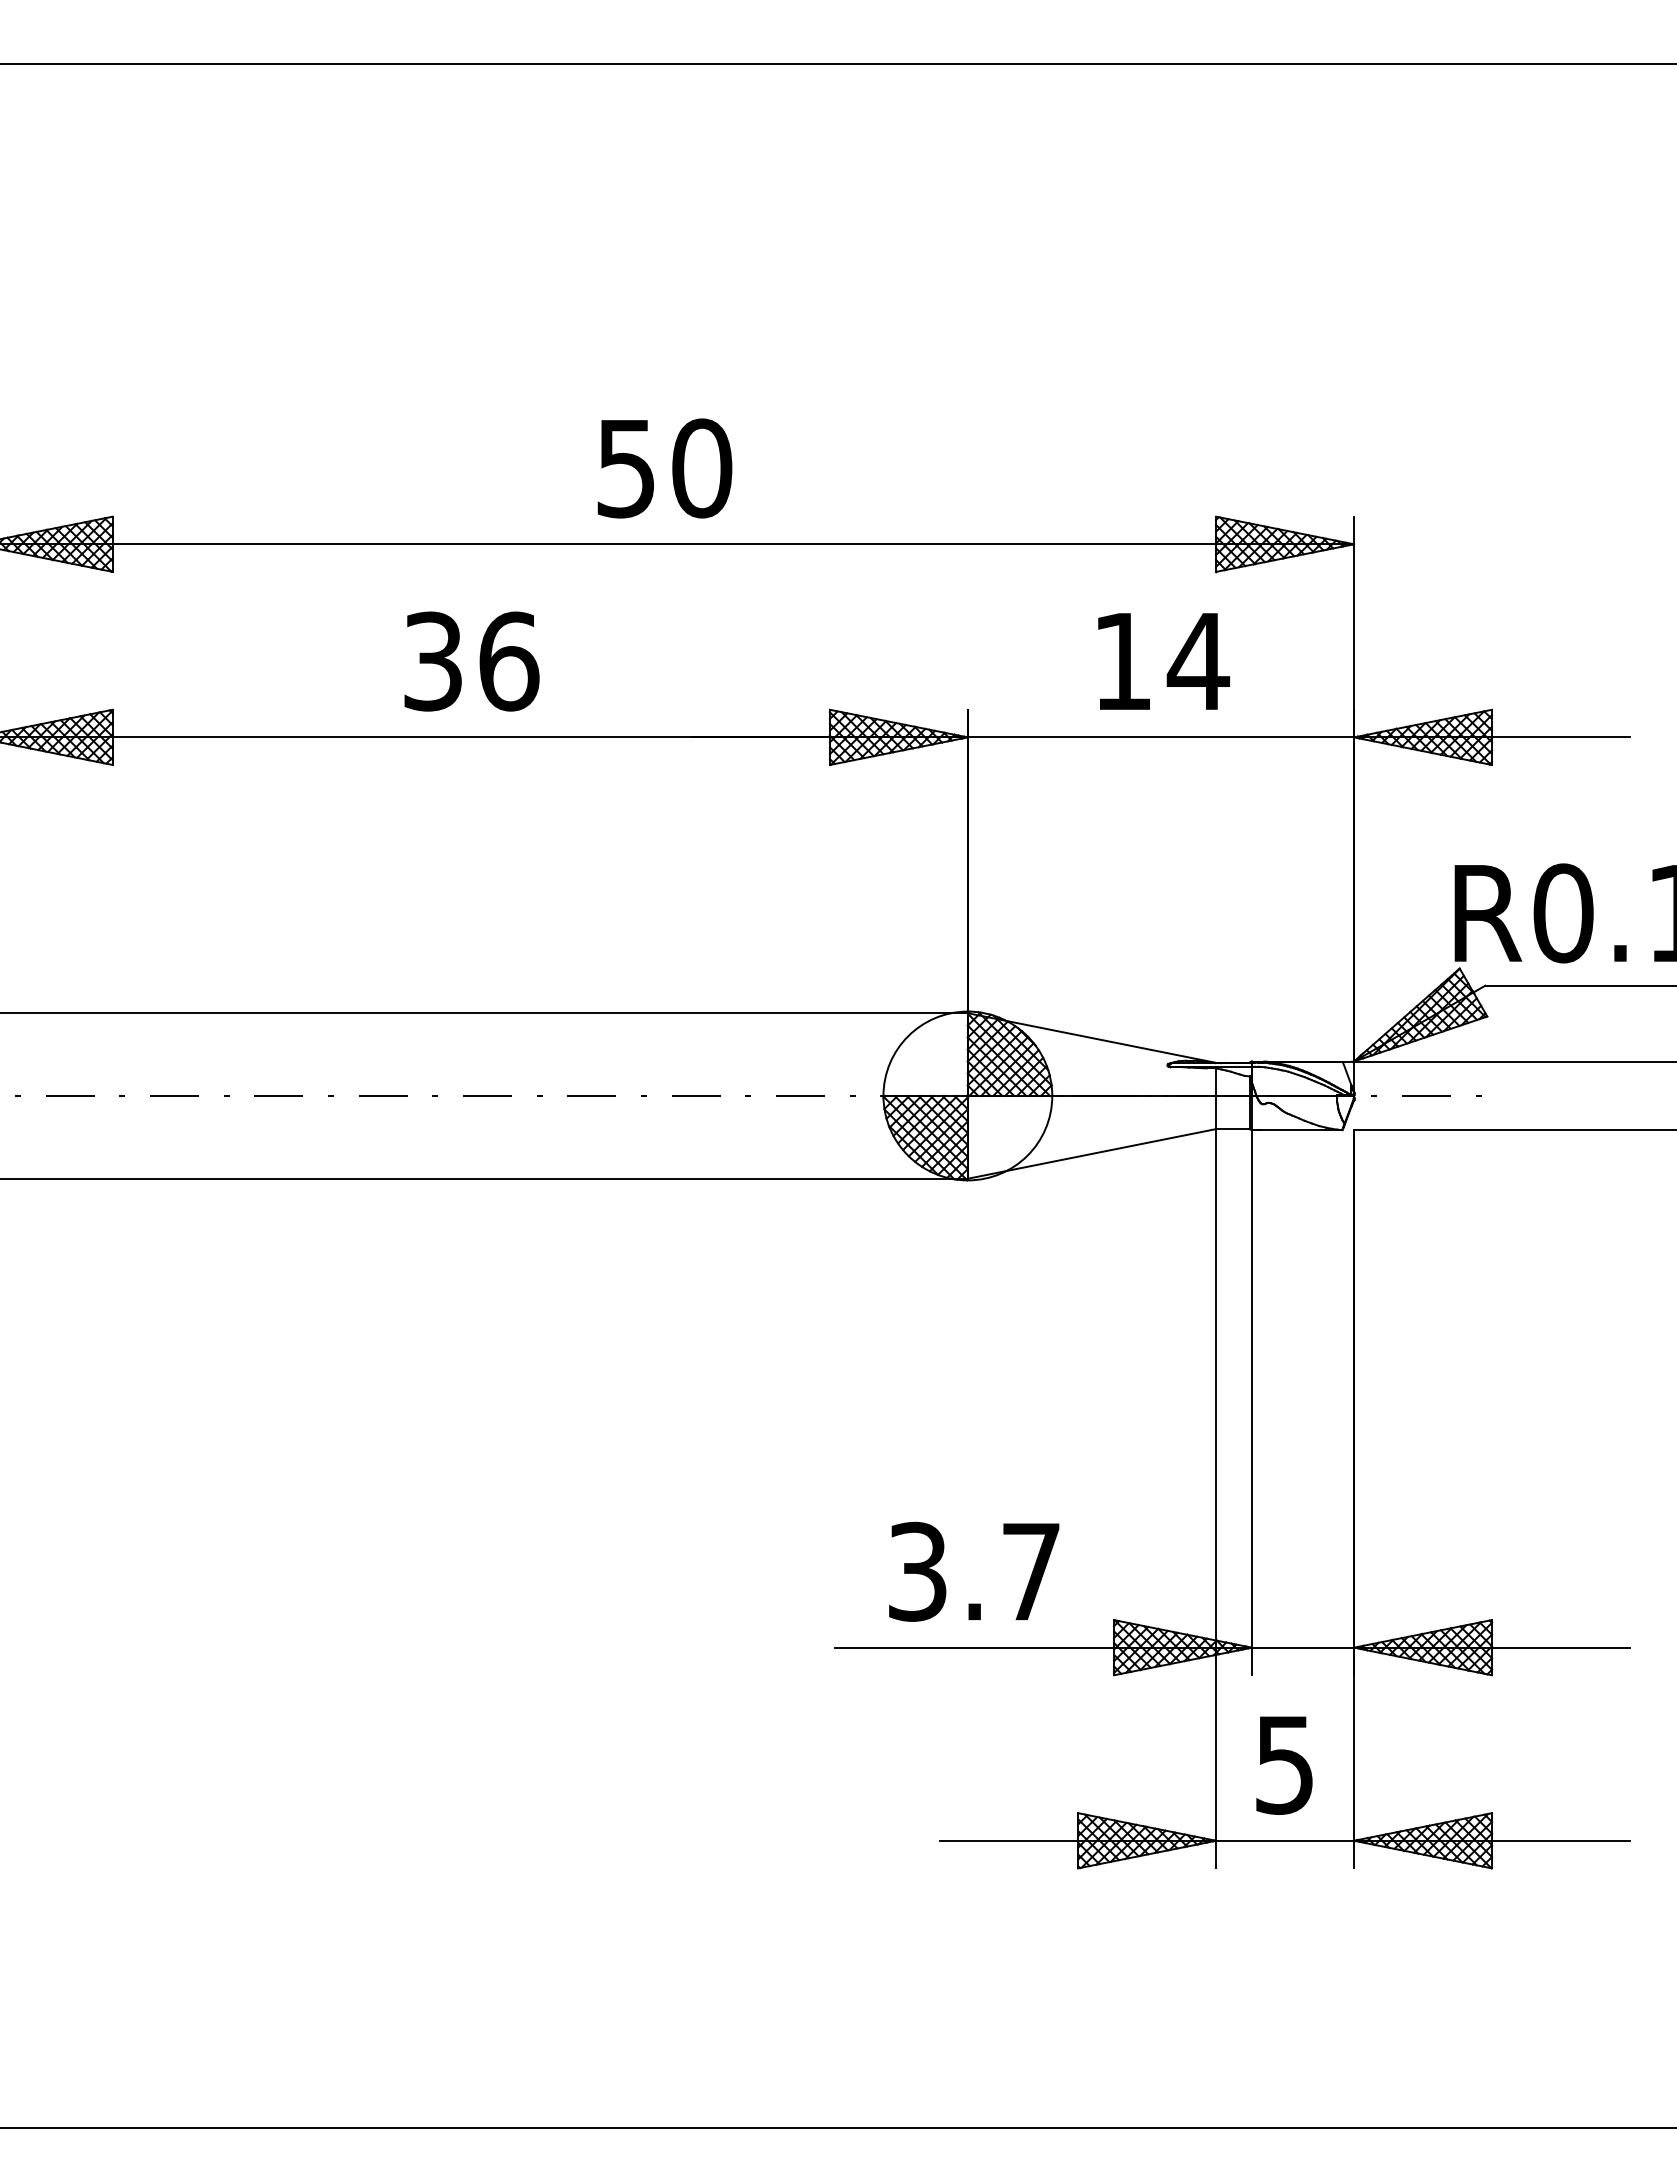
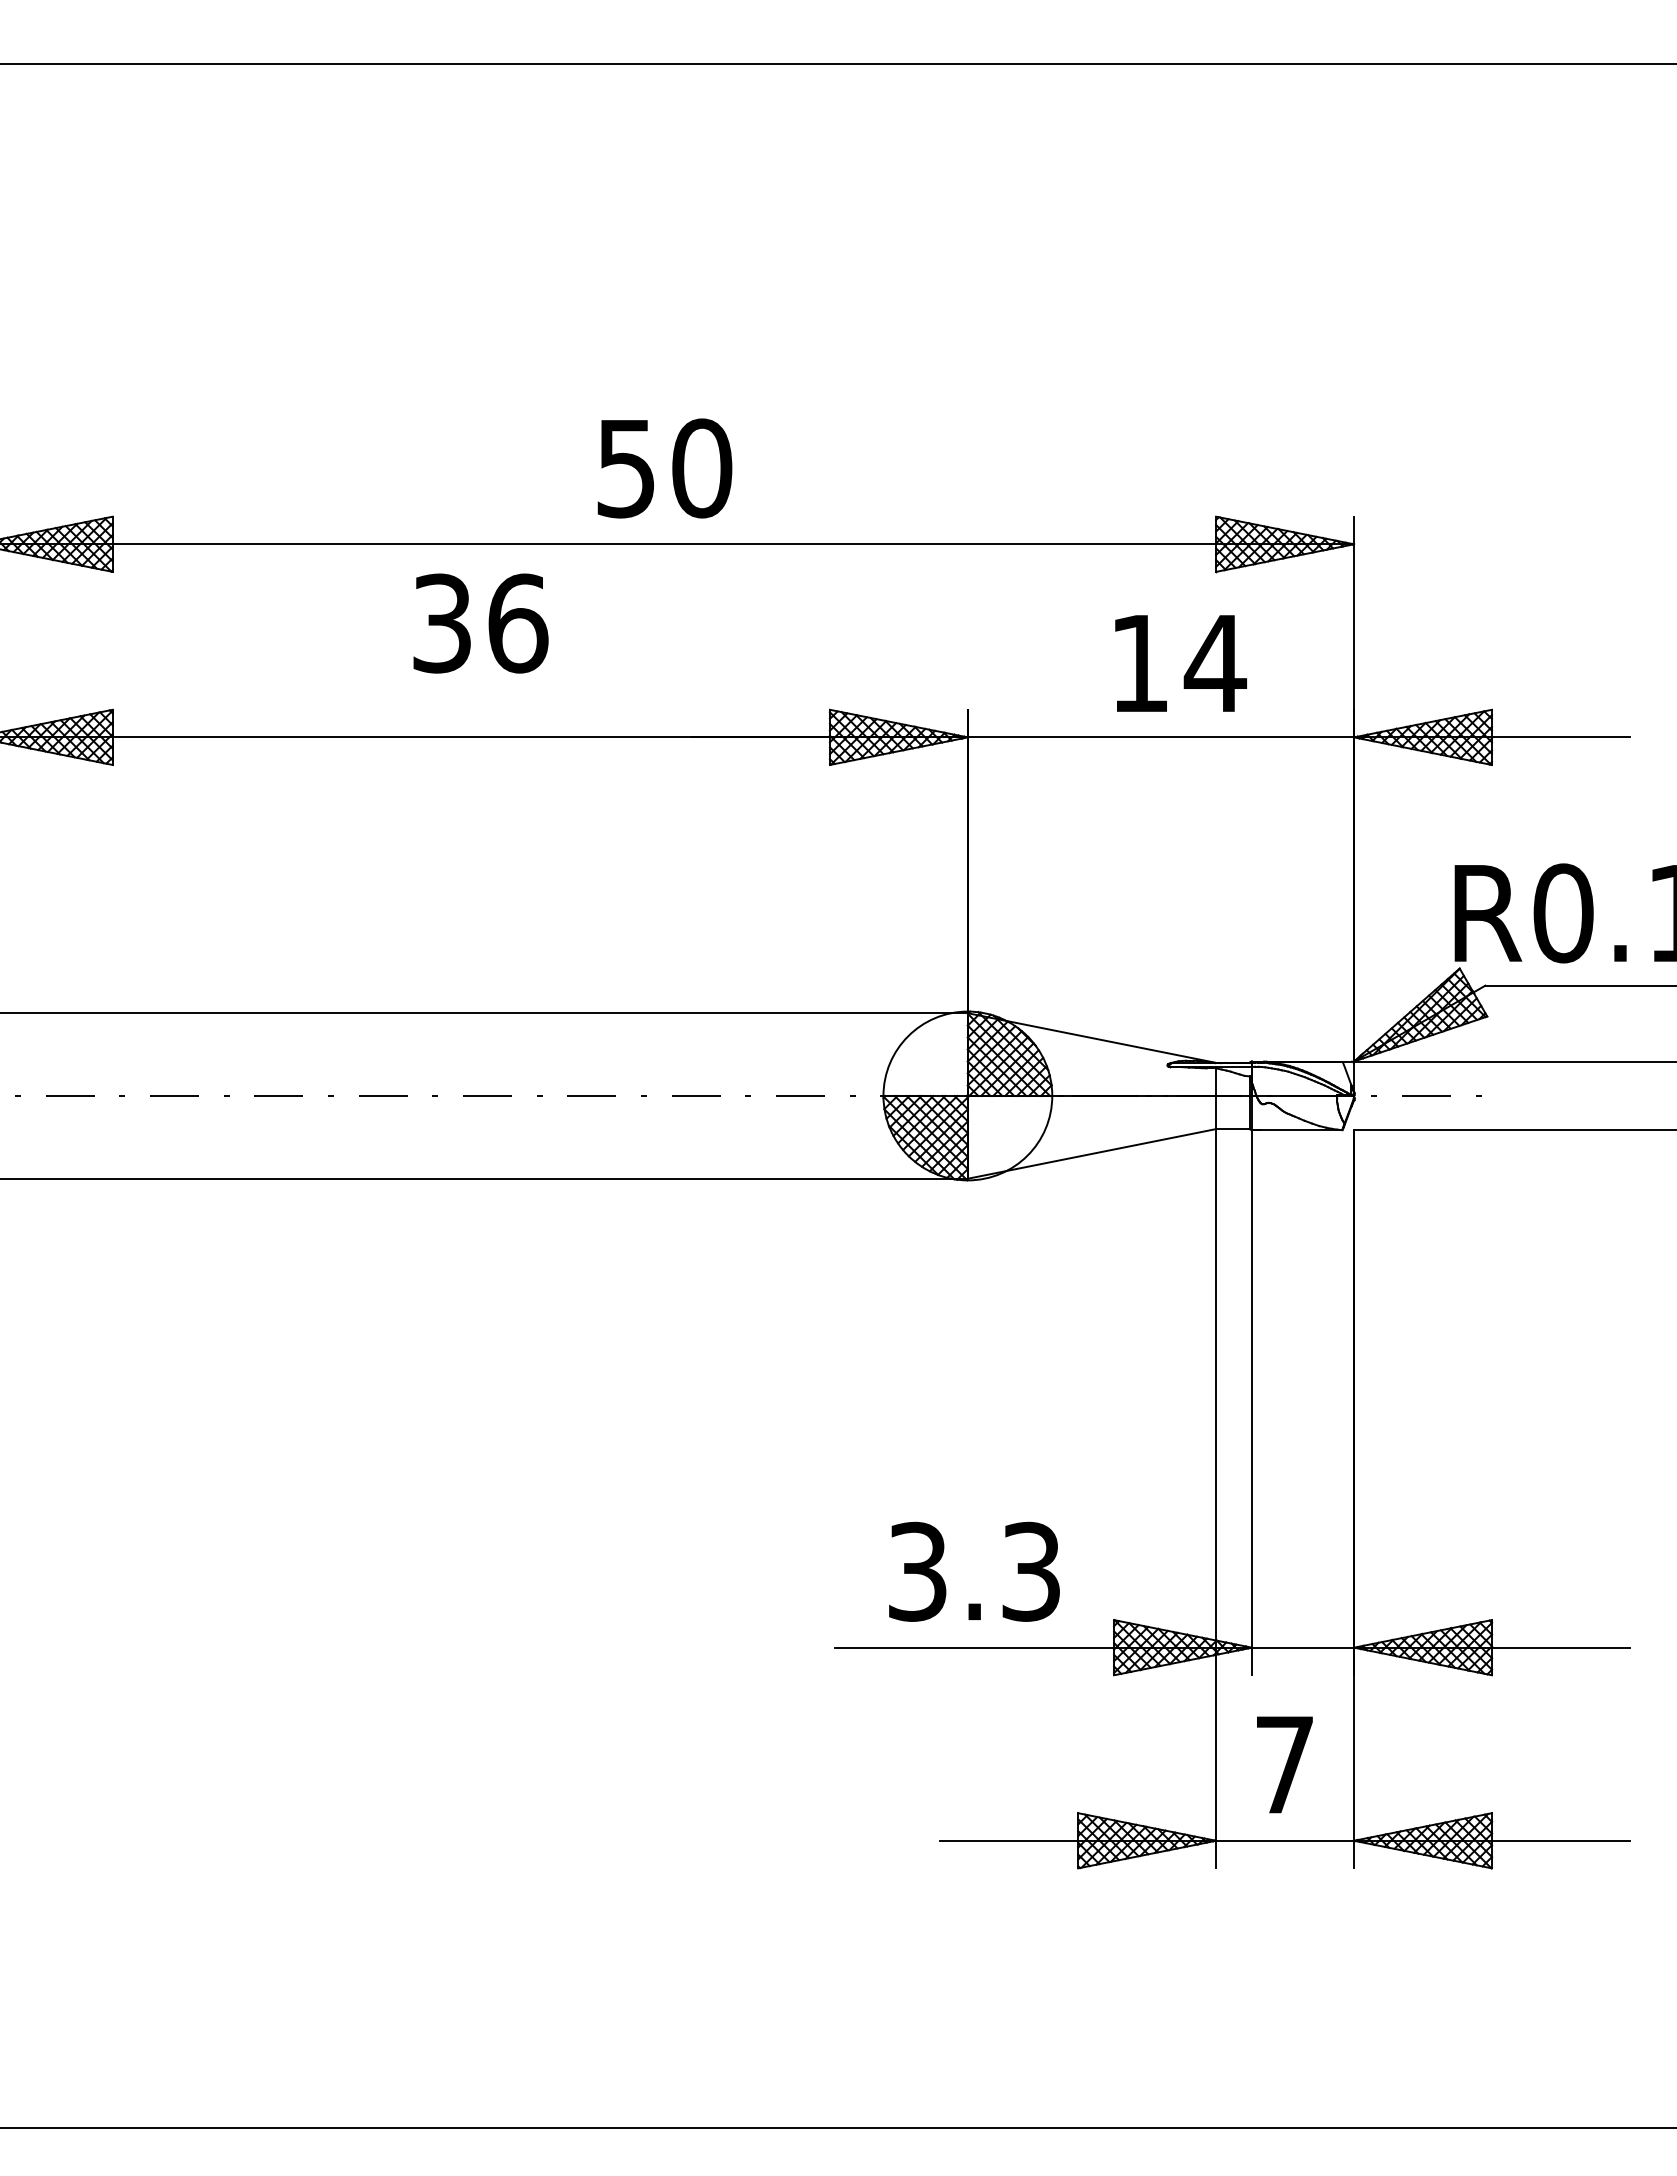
text position: (471, 661) -> (480, 623) (480, 623)
text position: (1163, 661) -> (1180, 663) (1180, 663)
text: 3.7 -> 3.3 (1030, 1571)
text: 5 -> 7 (1284, 1765)
